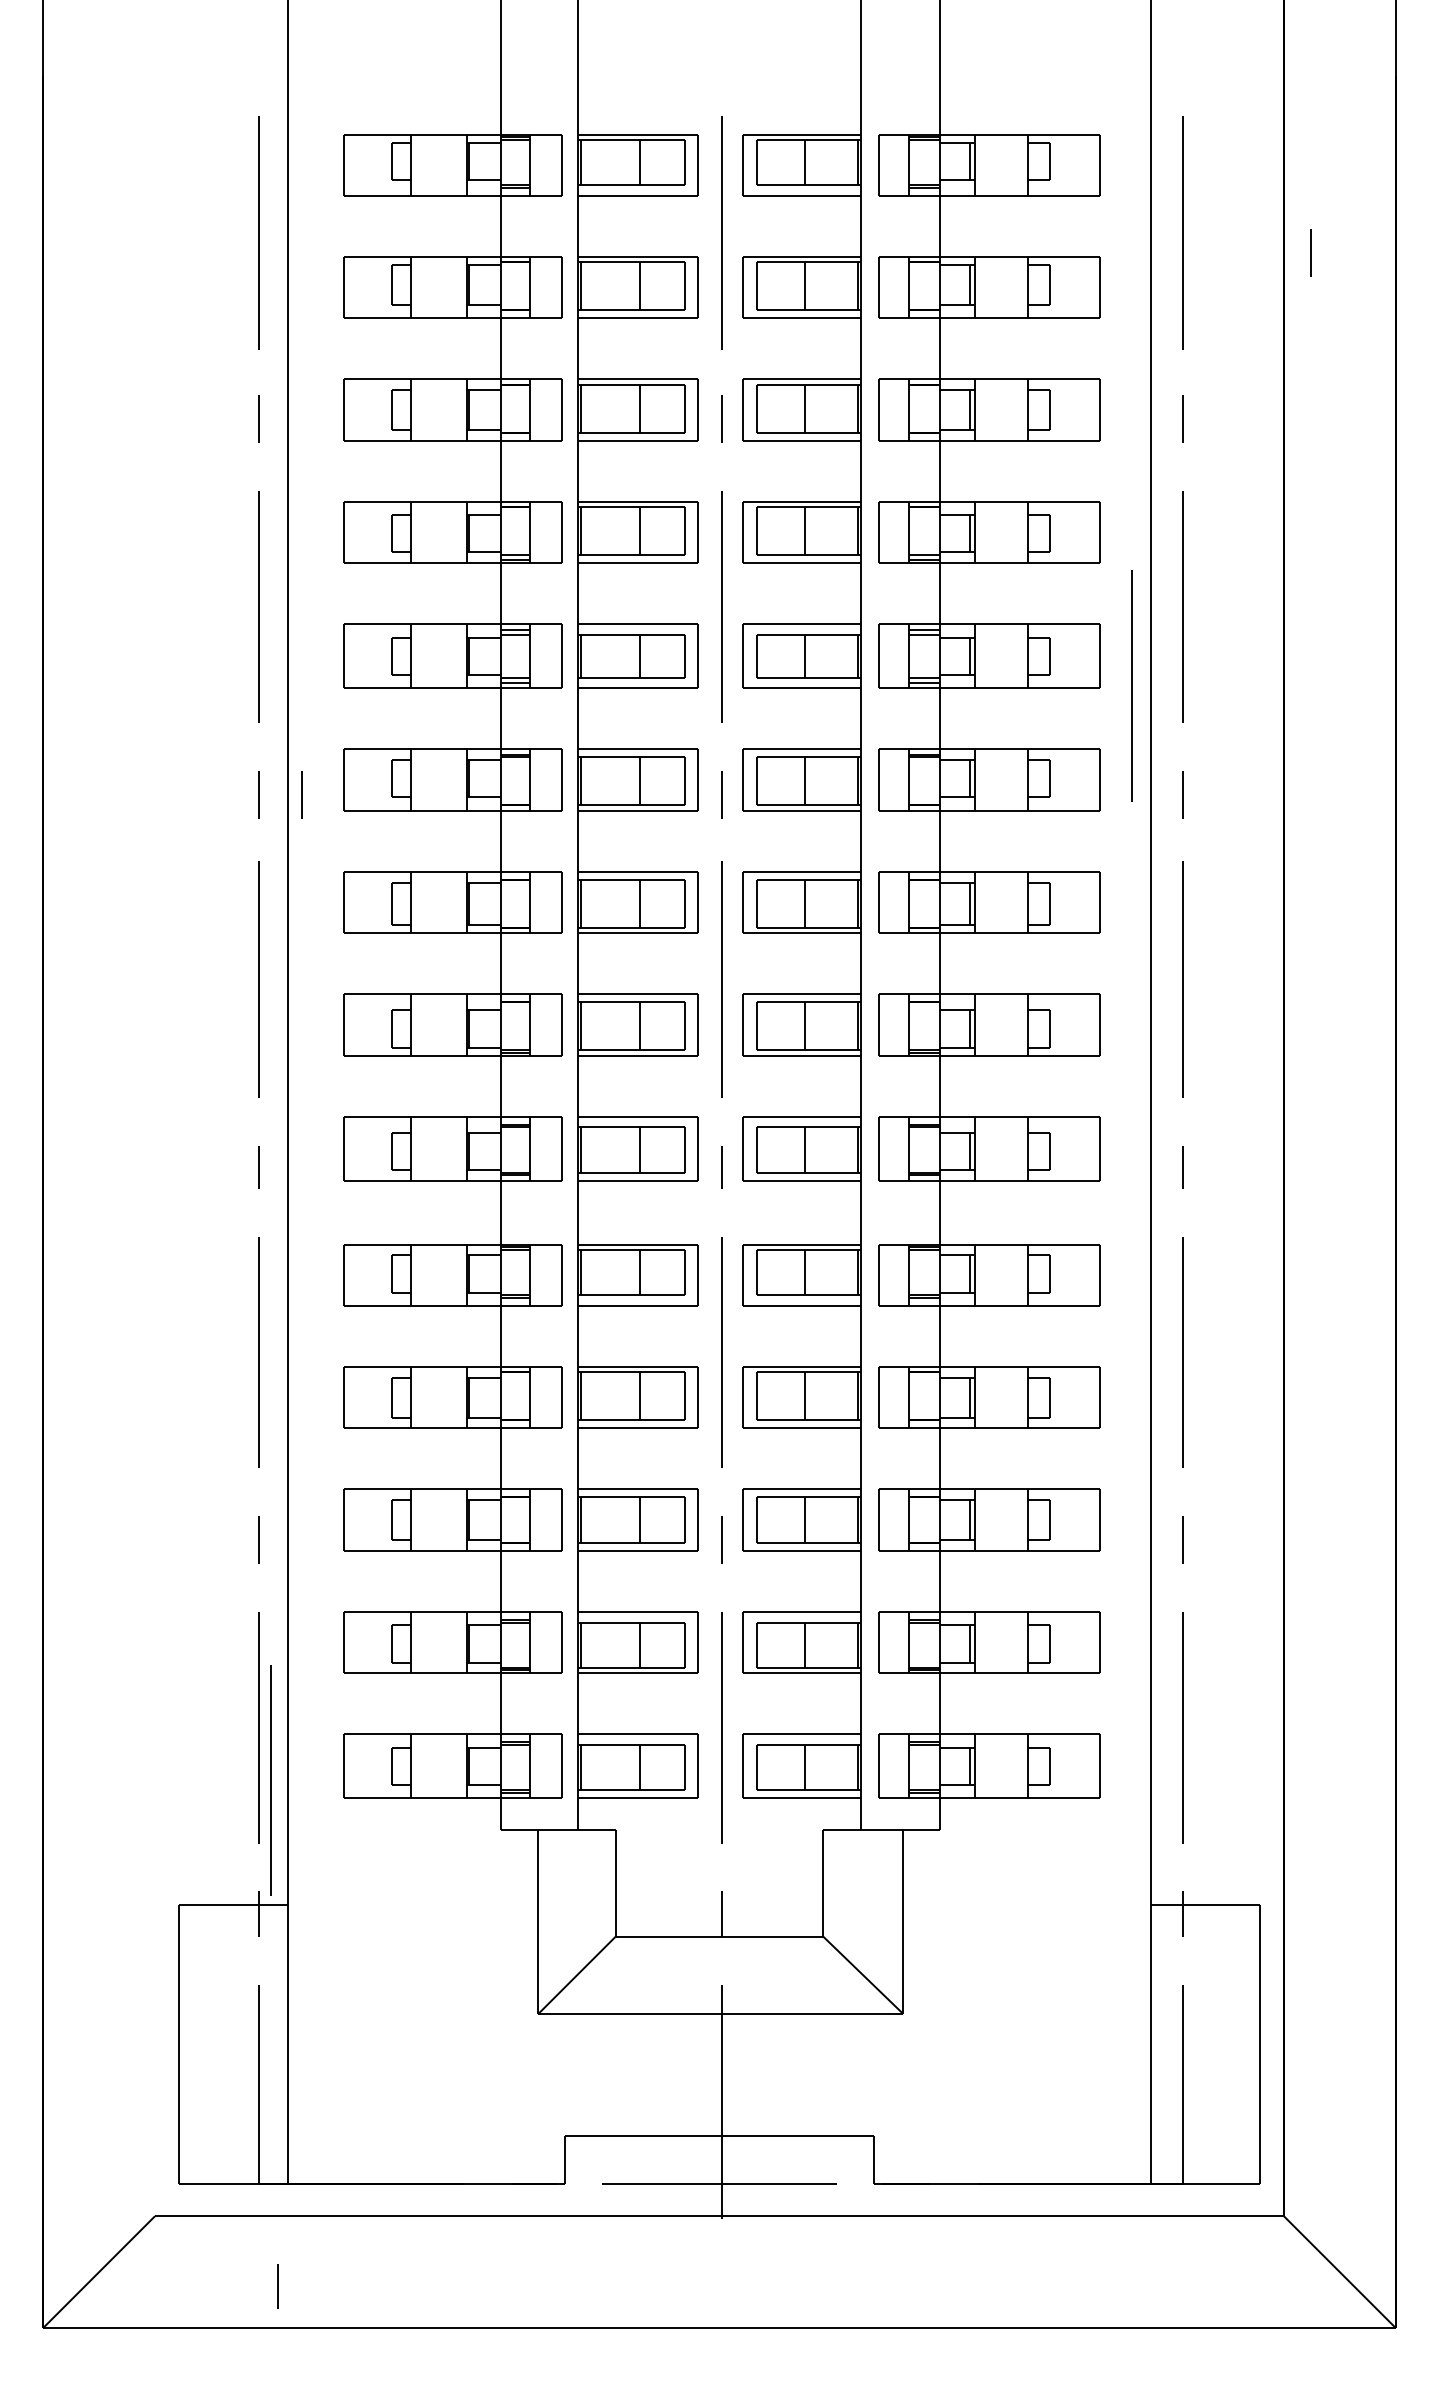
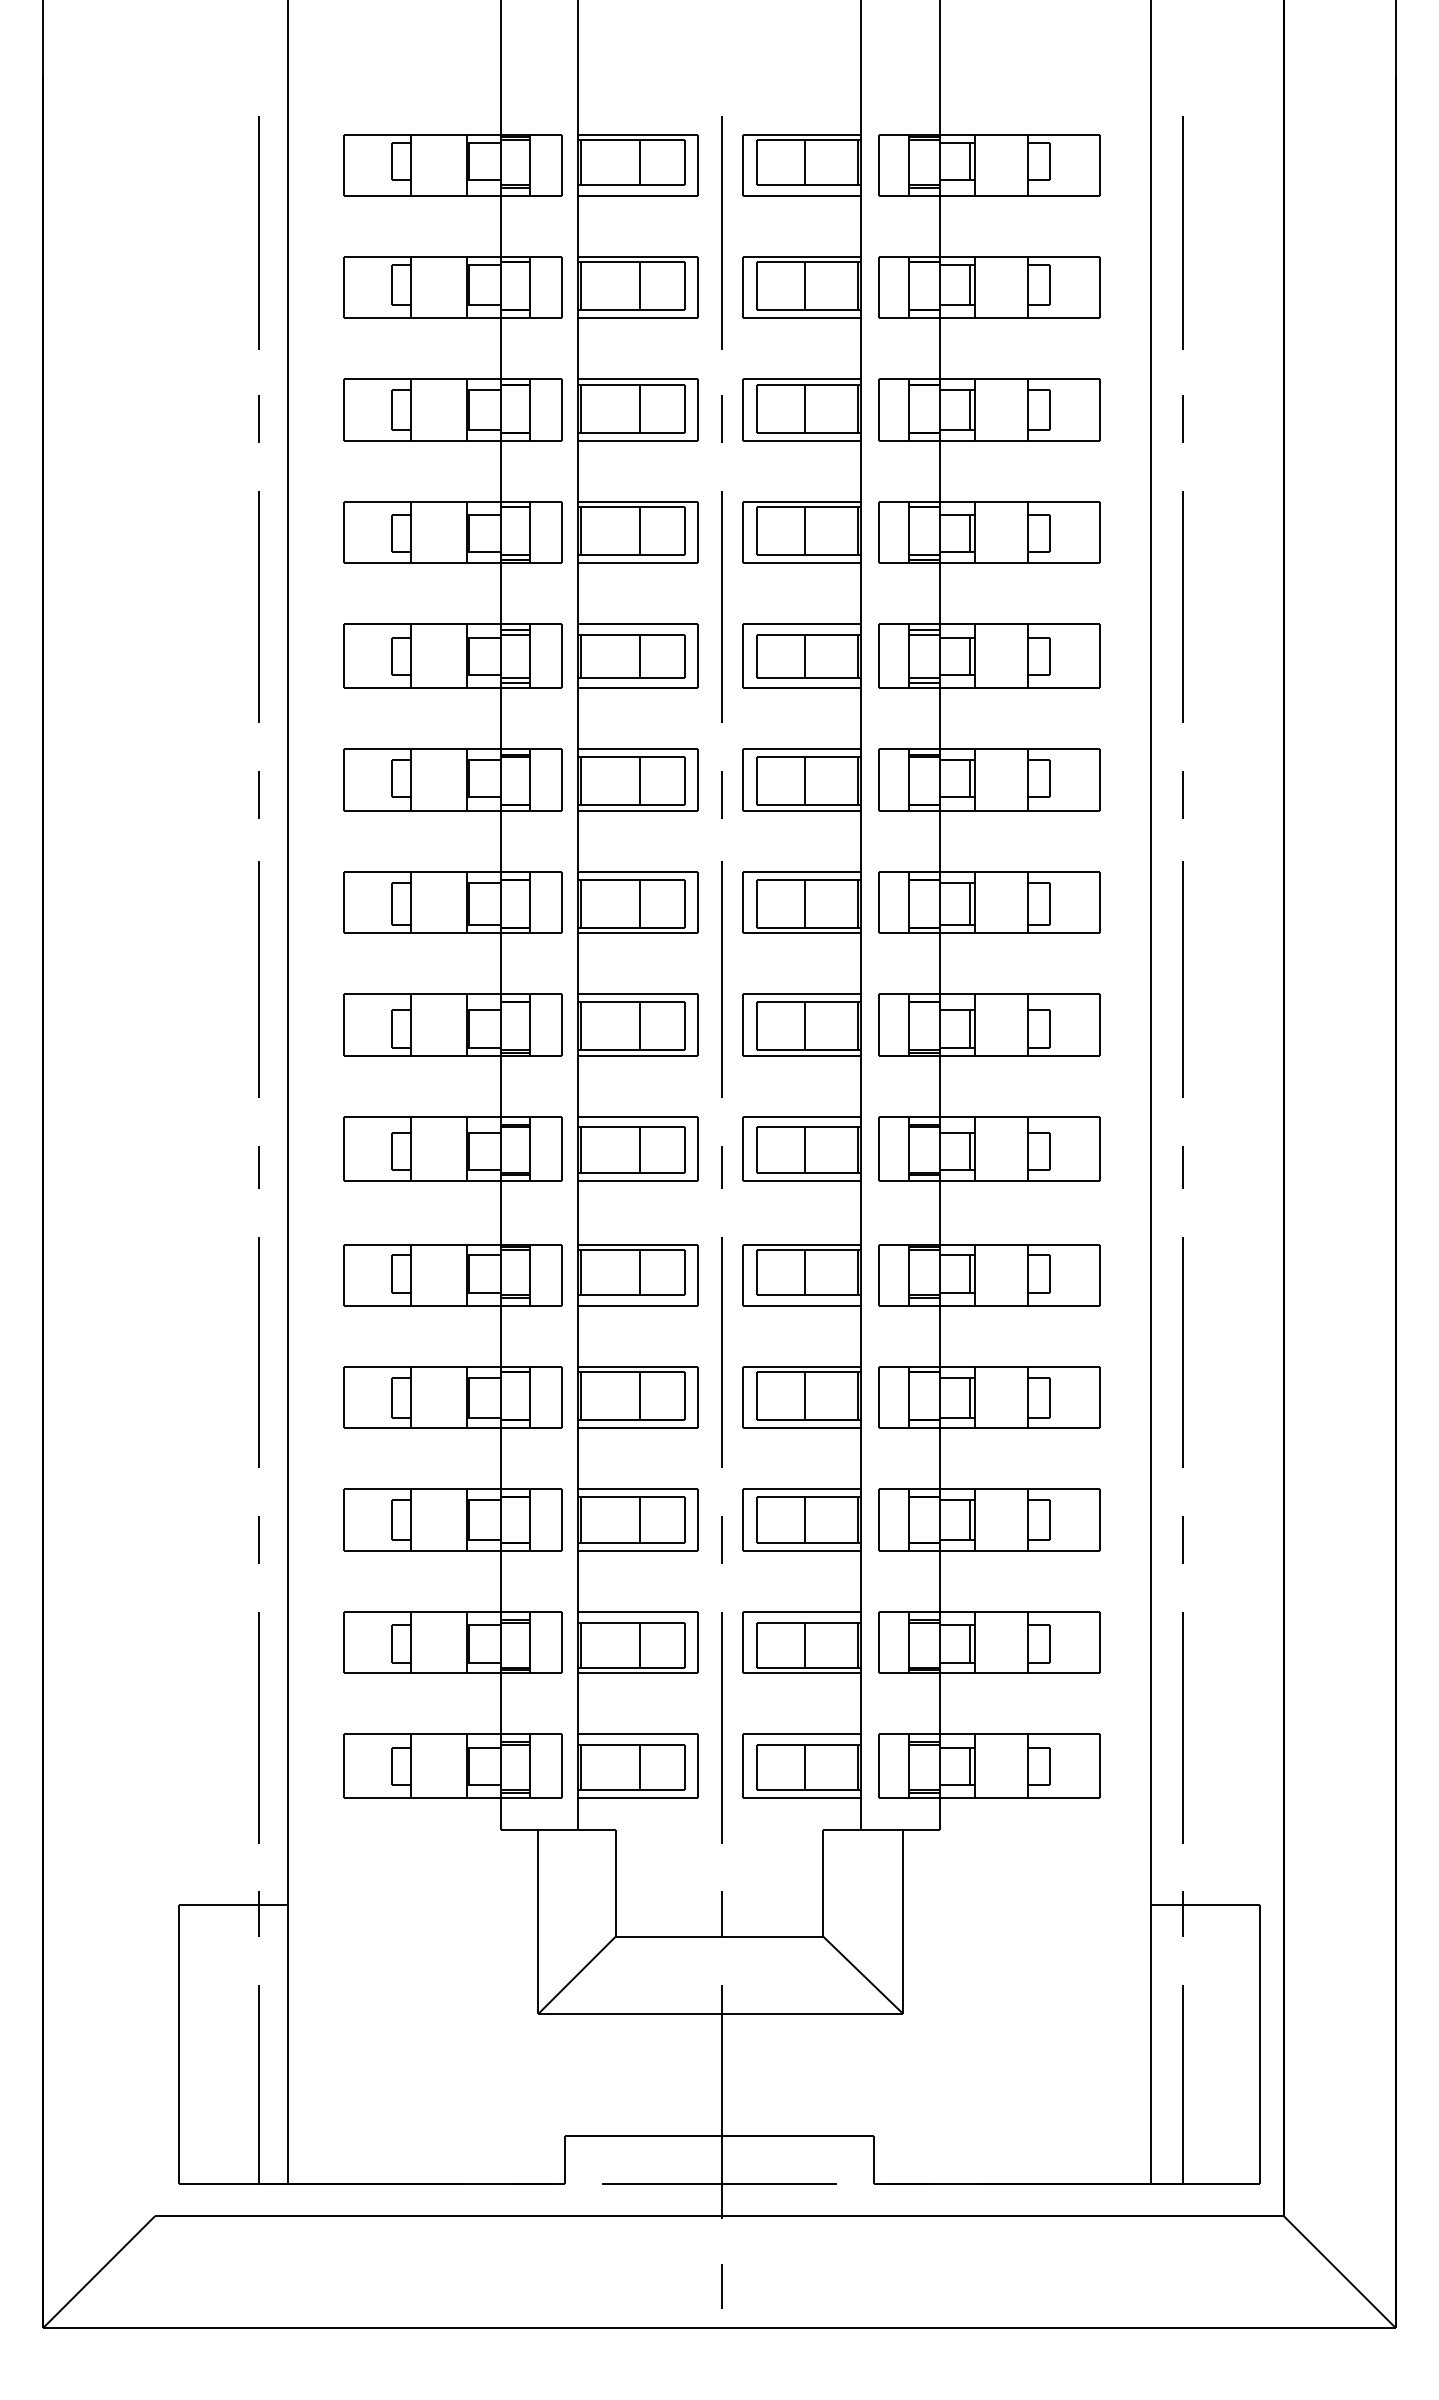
line: present -> none (1310, 252)
line: present -> none (1131, 685)
line: present -> none (301, 794)
line: present -> none (270, 1780)
line position: (277, 2286) -> (721, 2286) (721, 2286)
